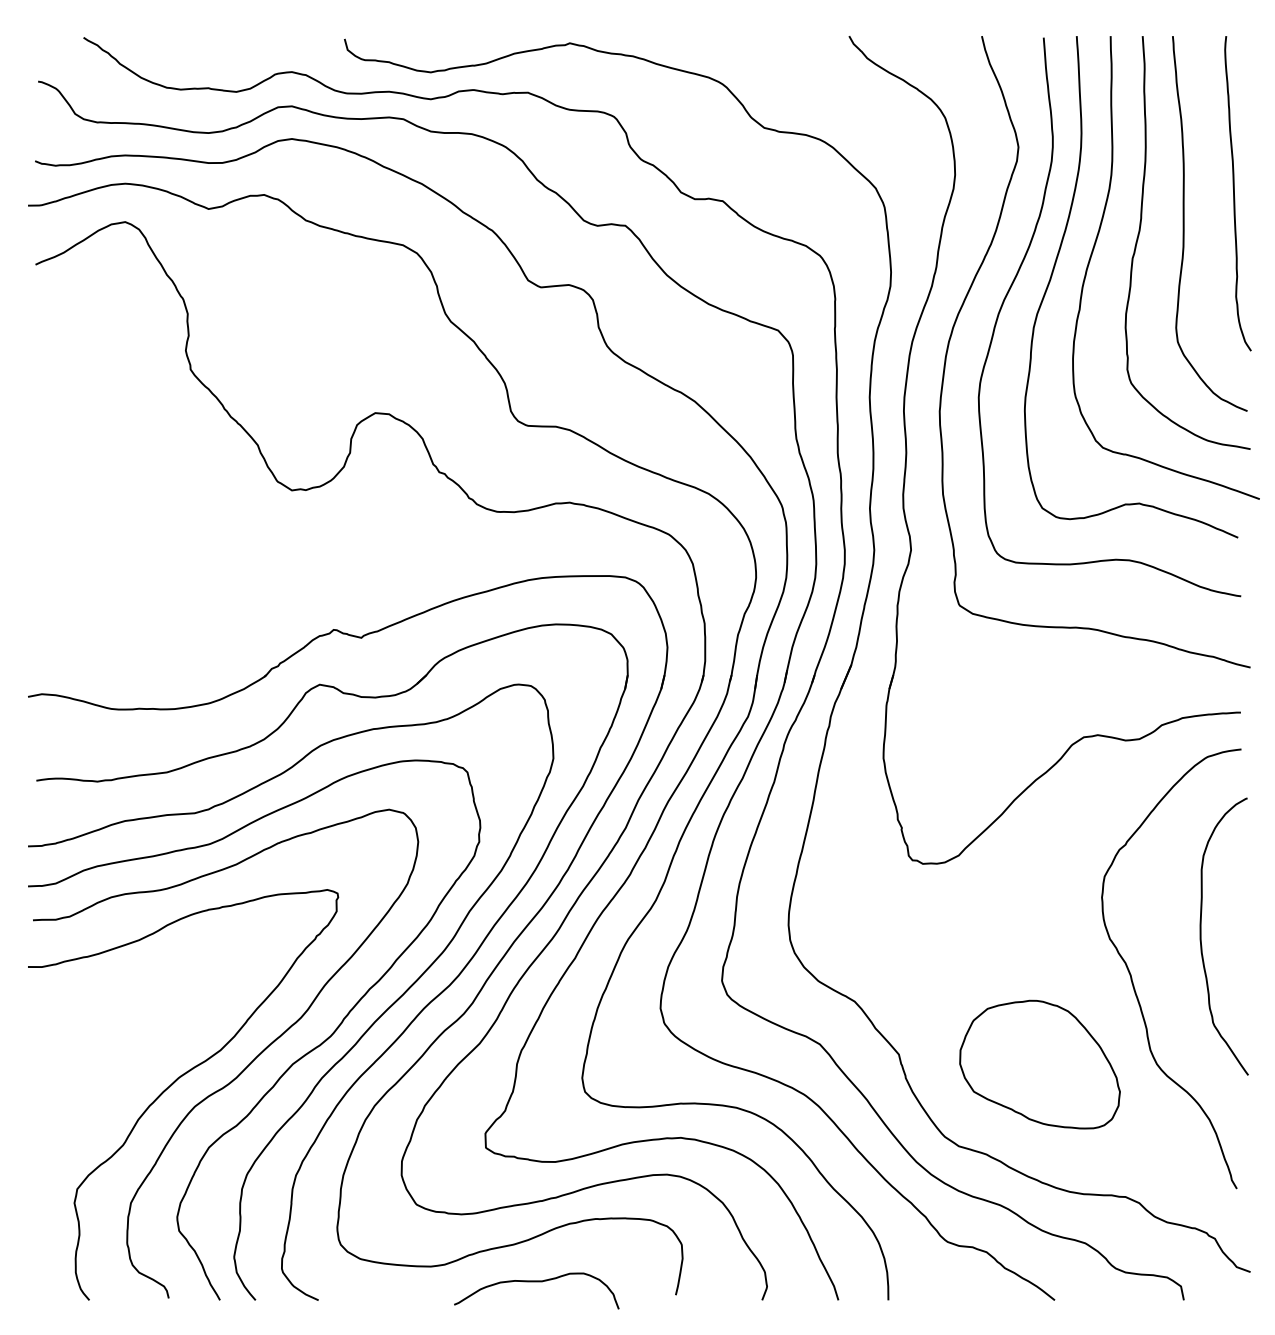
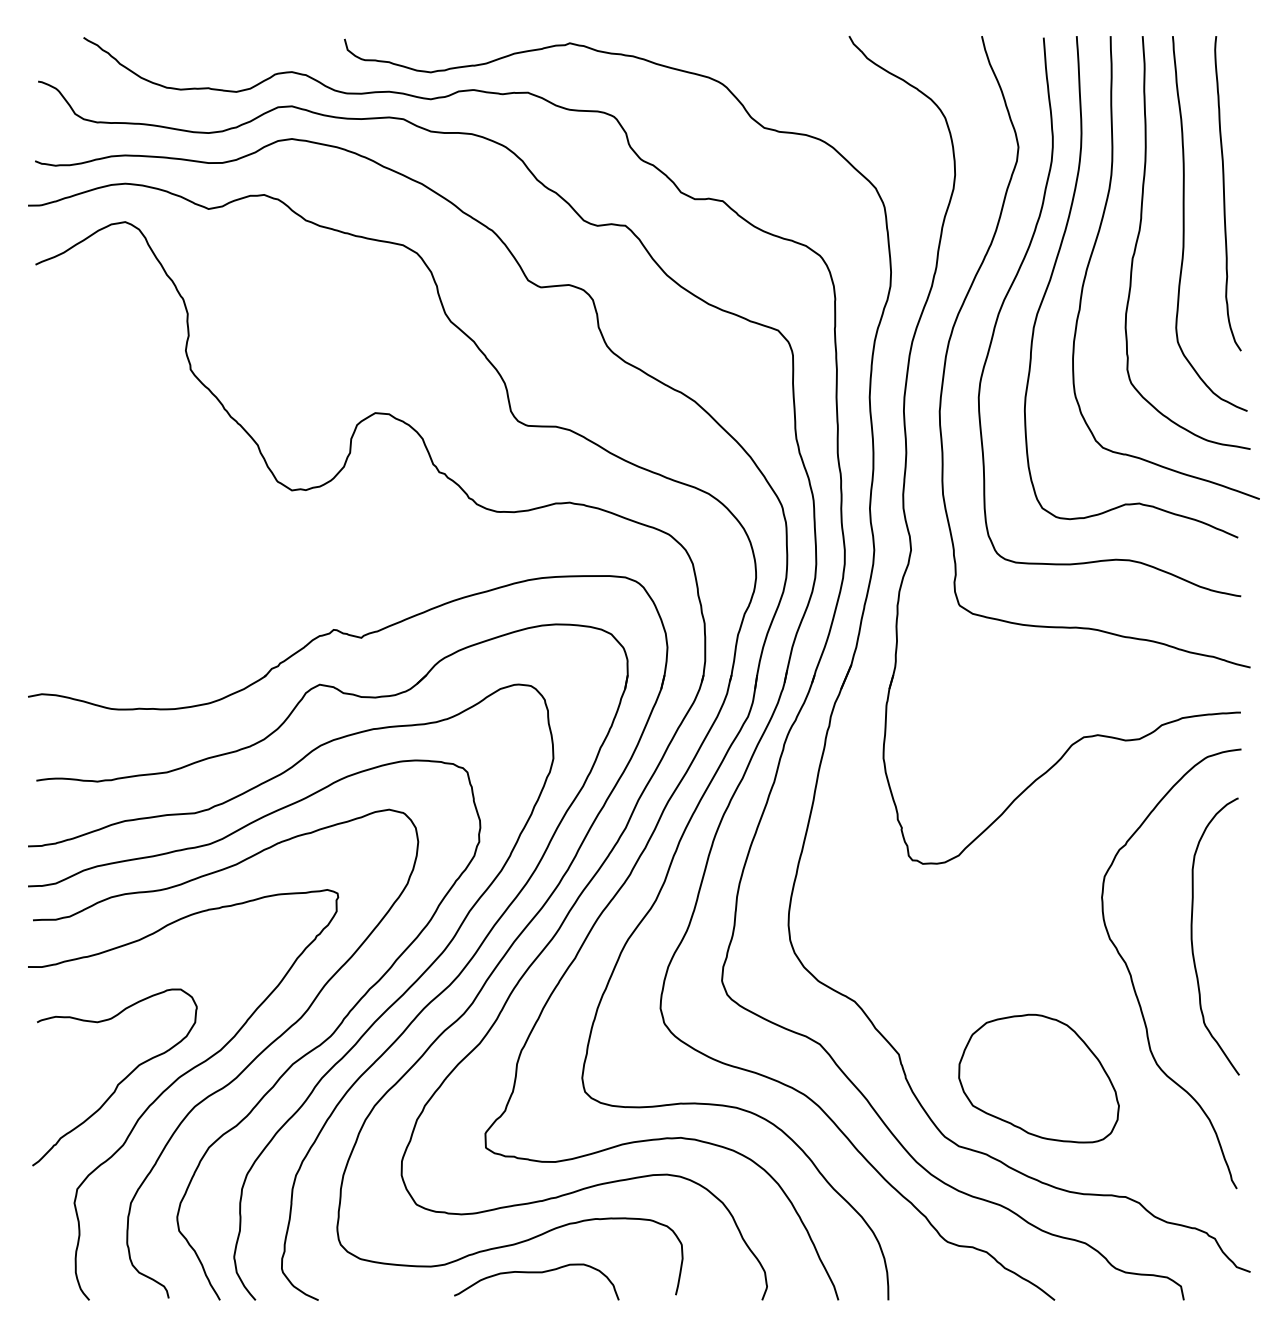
curve position: (1234, 193) -> (1224, 193) (1224, 193)
curve position: (1201, 936) -> (1192, 936) (1192, 936)
part position: (1039, 1064) -> (1038, 1078) (1038, 1078)
curve: none -> present (119, 1082)
curve position: (536, 1282) -> (536, 1273) (536, 1273)
